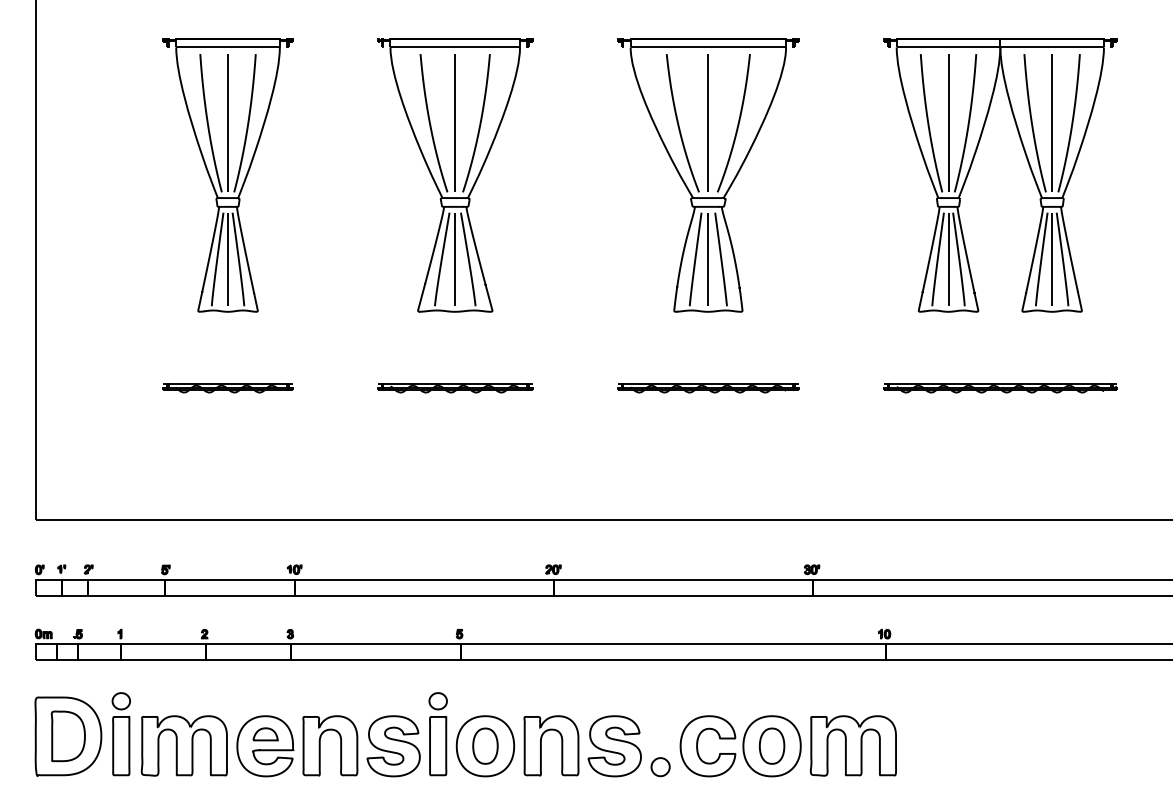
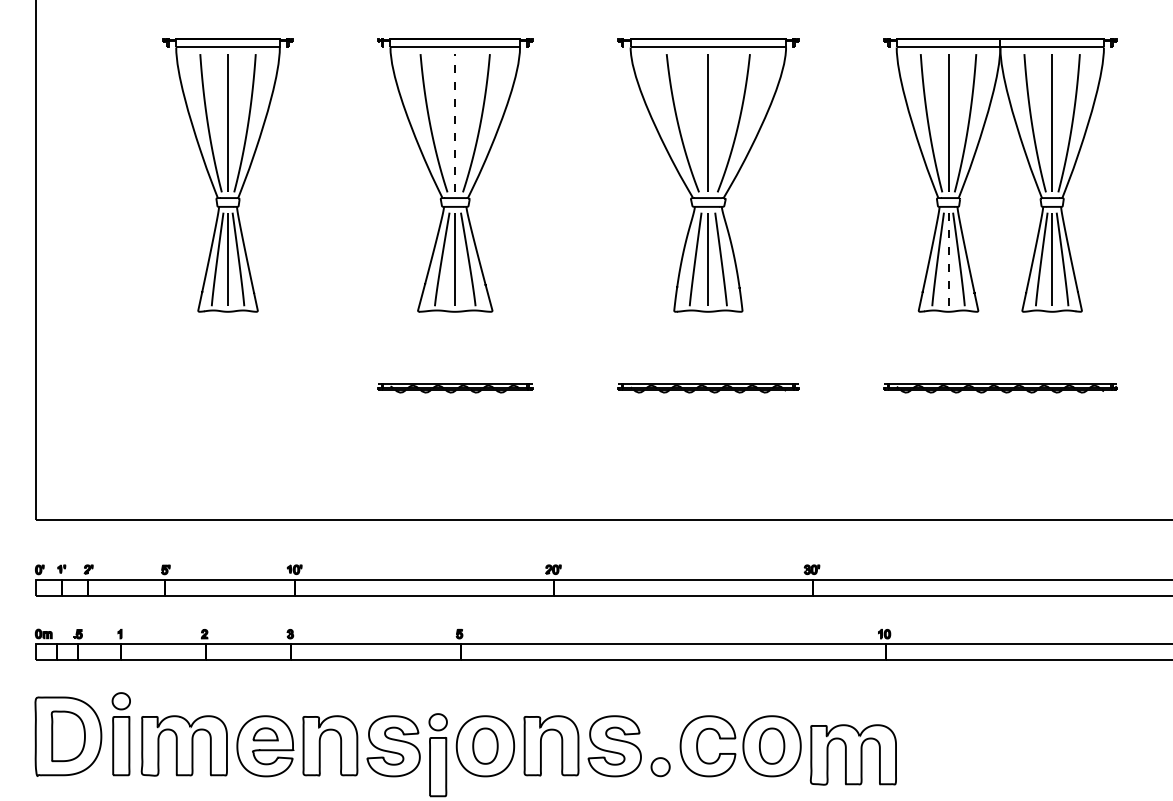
line: solid -> dashed (455, 122)
line: solid -> dashed (948, 259)
part: present -> none (227, 388)
part position: (437, 734) -> (437, 755) (437, 755)
part position: (852, 745) -> (852, 754) (852, 754)
